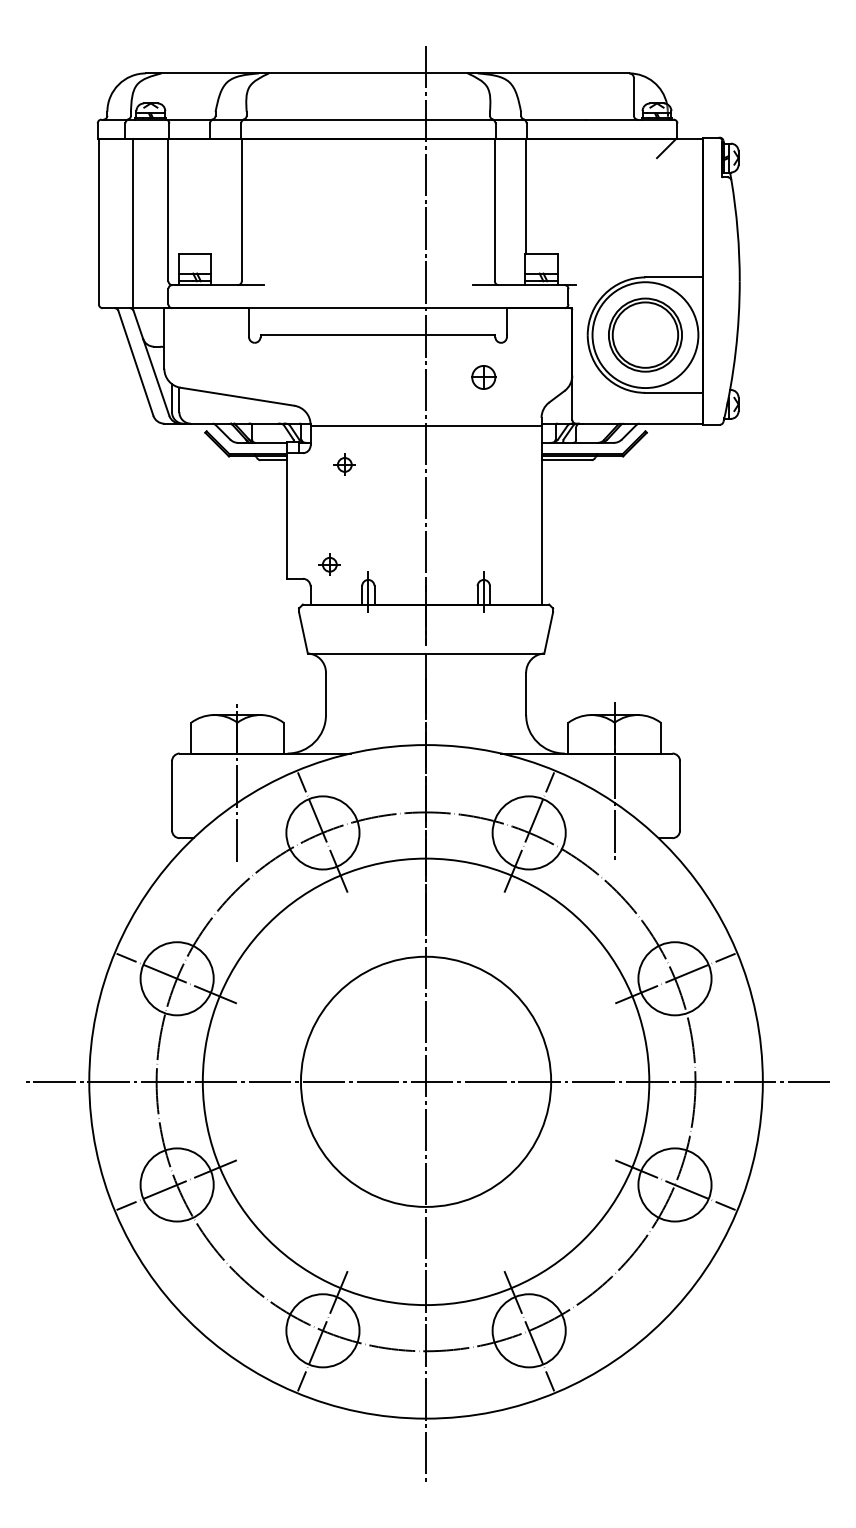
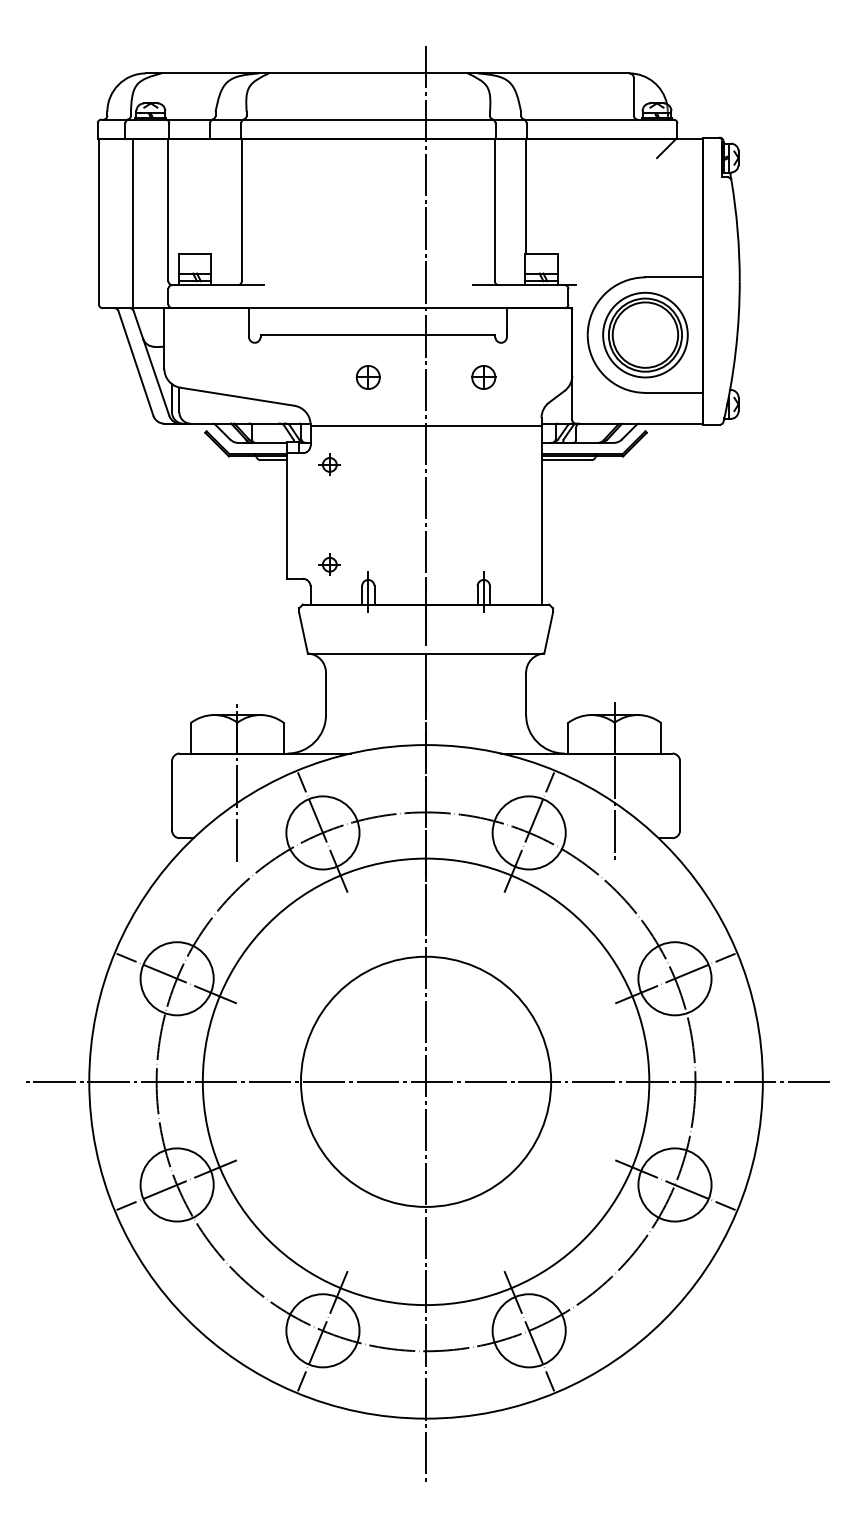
circle diameter: 106 px -> 85 px (645, 334)
part: none -> present (367, 377)
part position: (344, 464) -> (329, 464) (329, 464)
